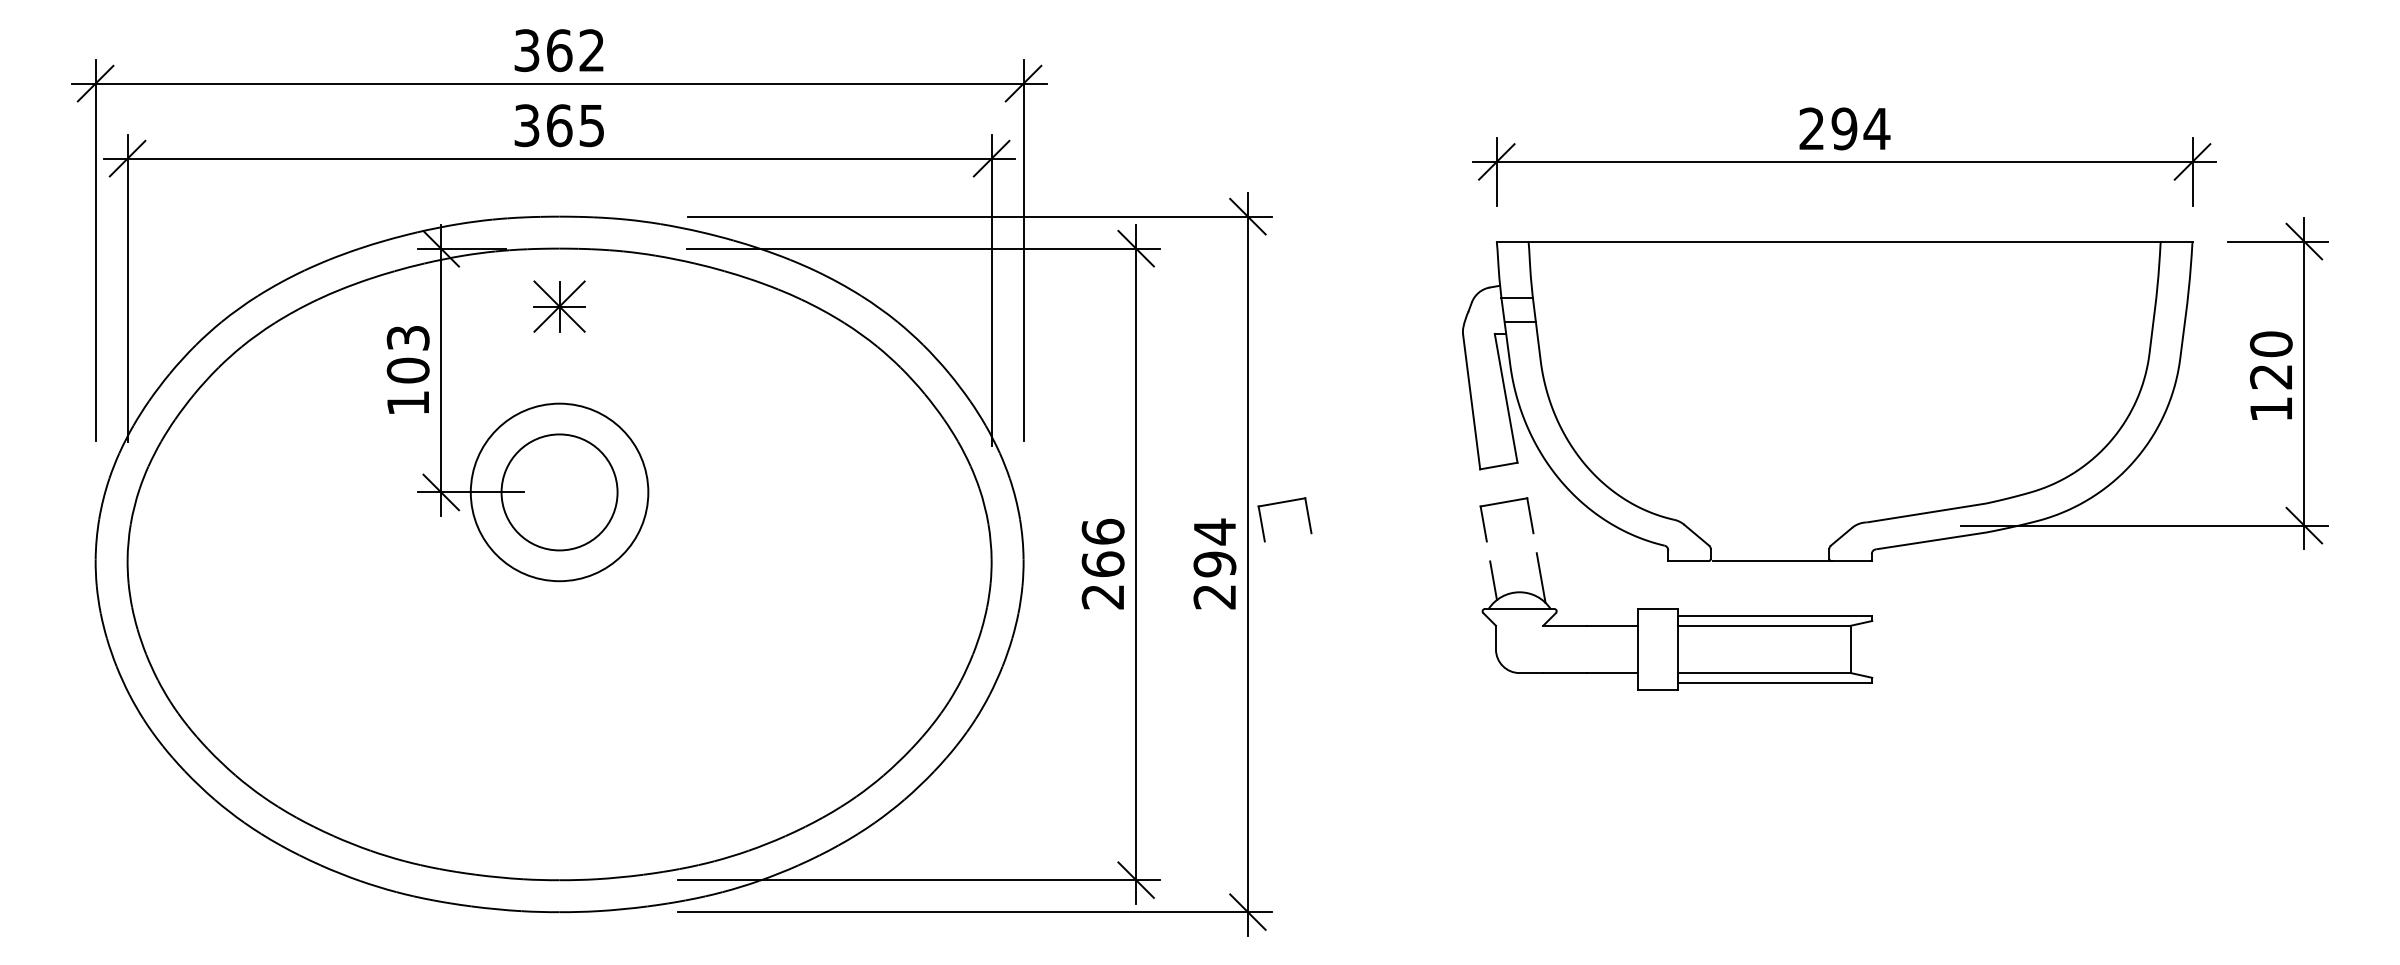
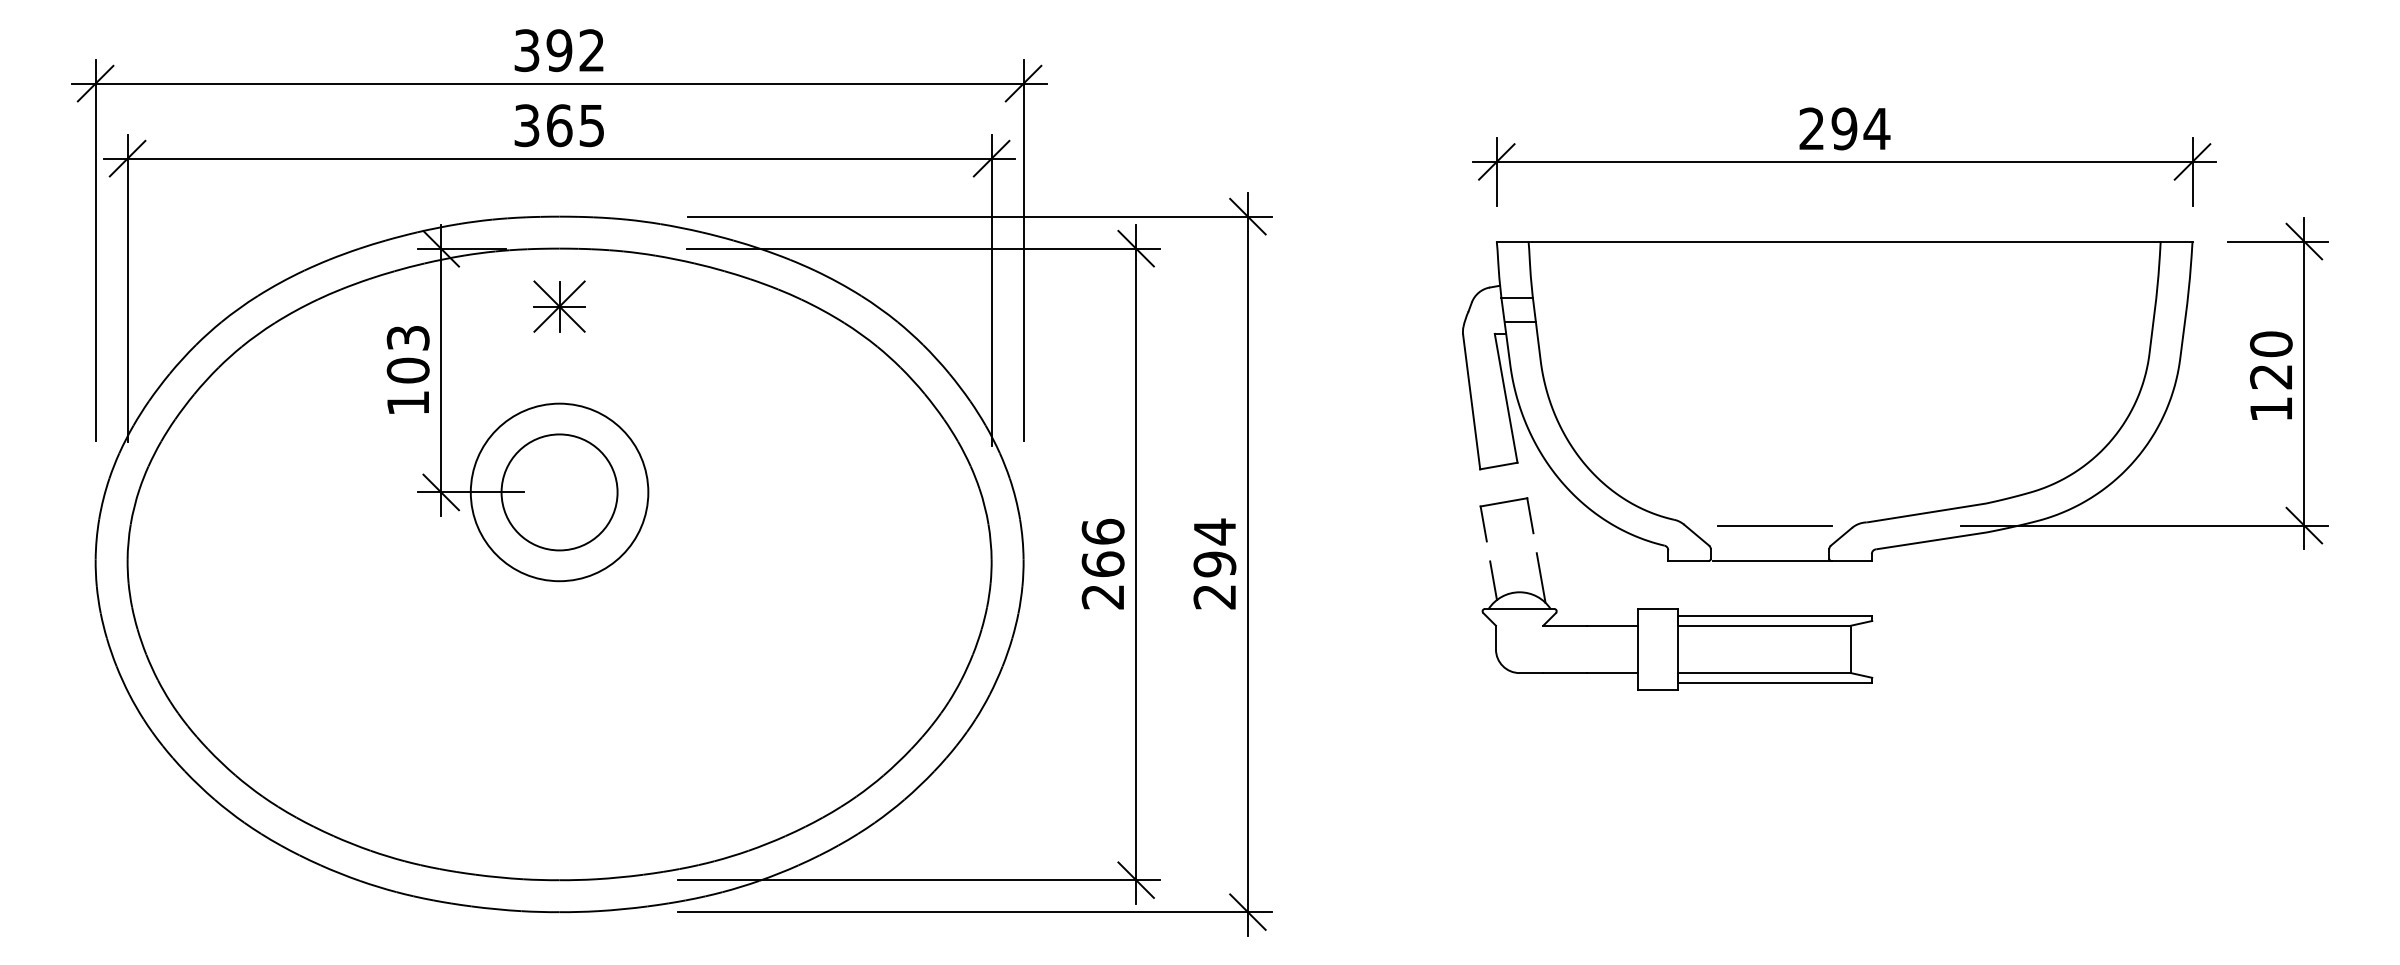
text: 362 -> 392 (559, 50)
part: present -> none (1282, 503)
line: none -> present (1774, 525)
